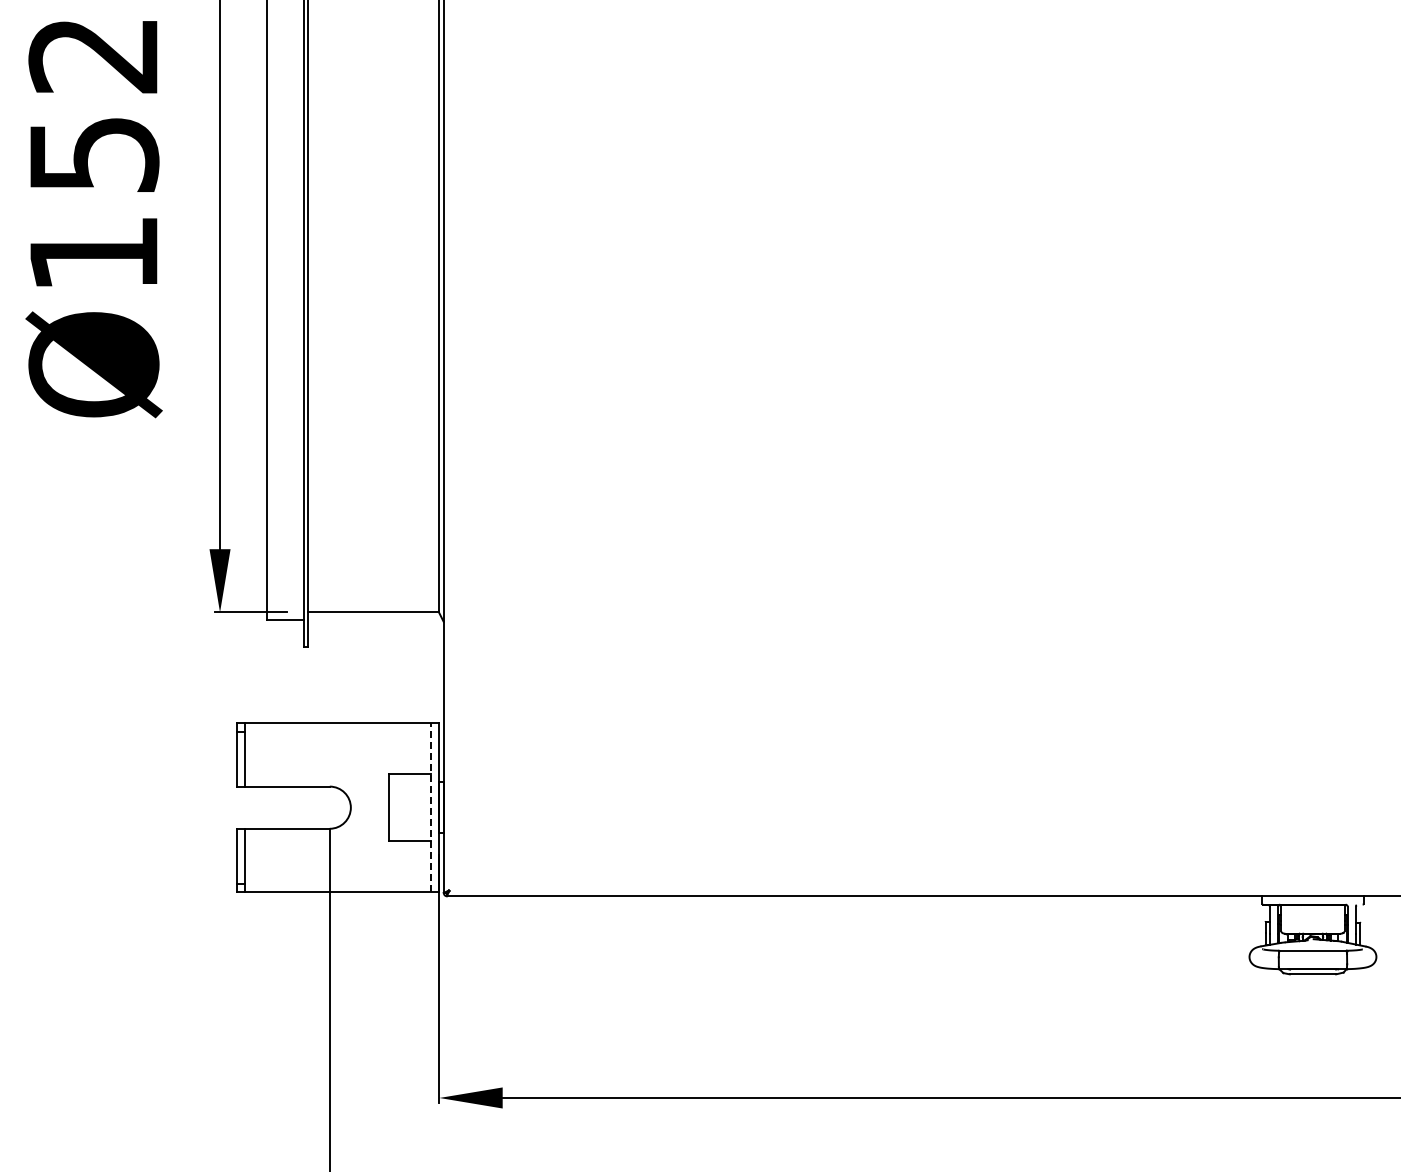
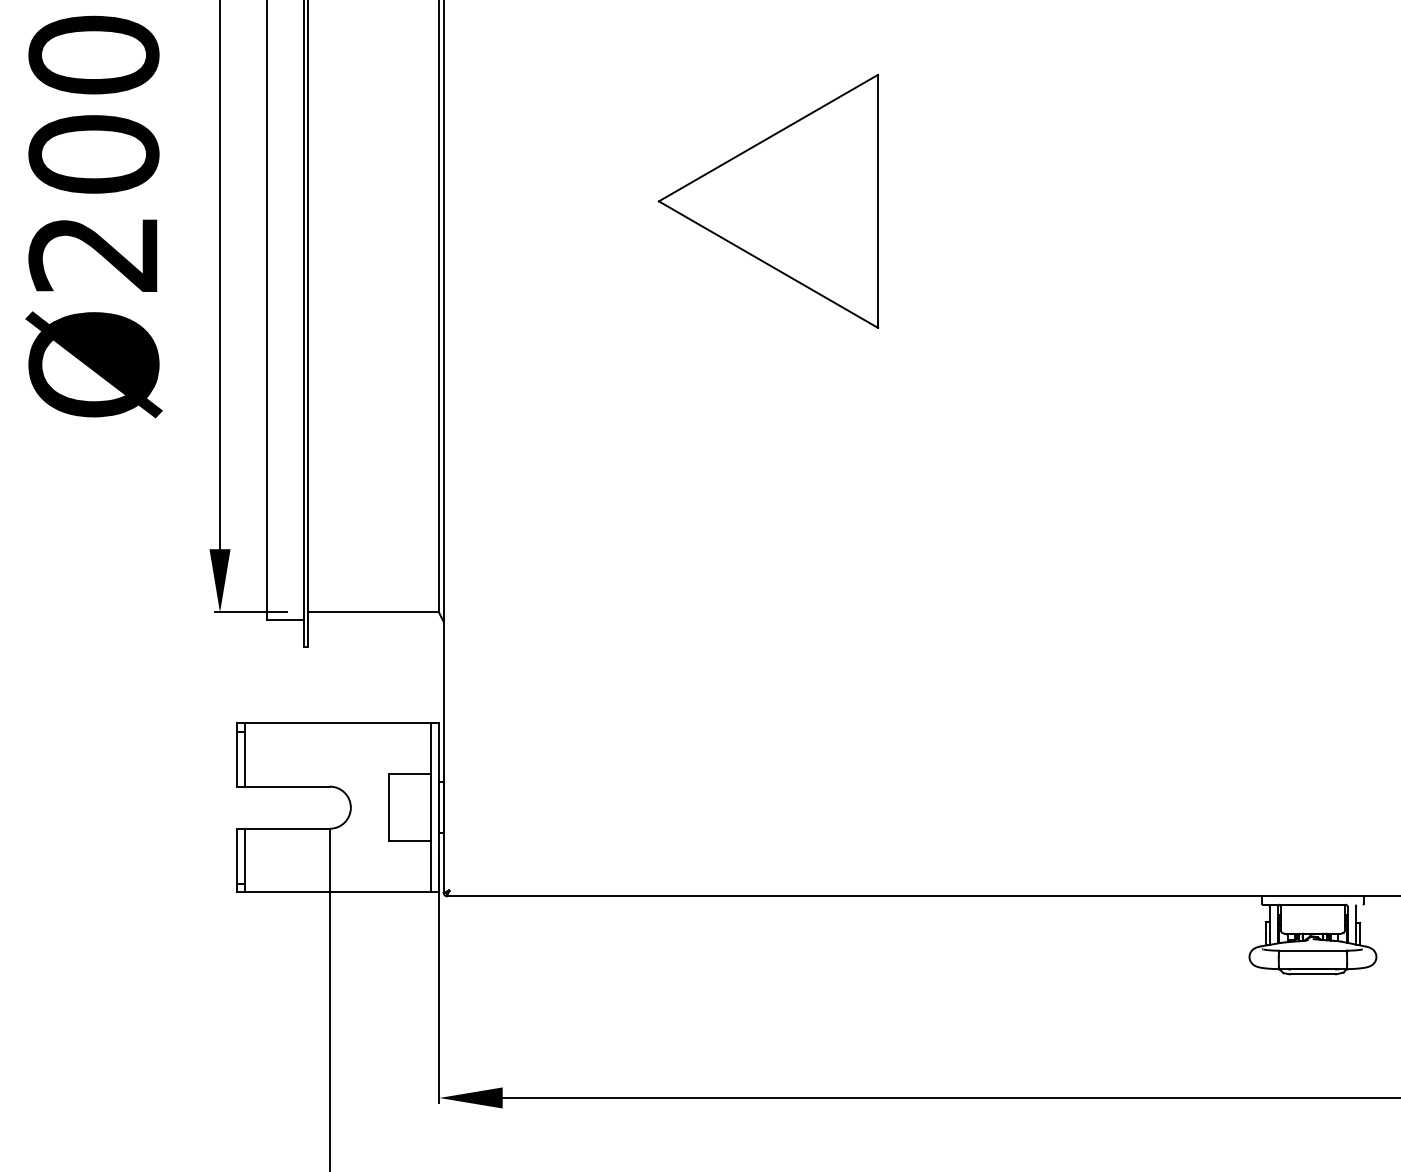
text: Ø152 -> Ø200 (93, 153)
part: none -> present (768, 200)
line: dashed -> solid (431, 807)
